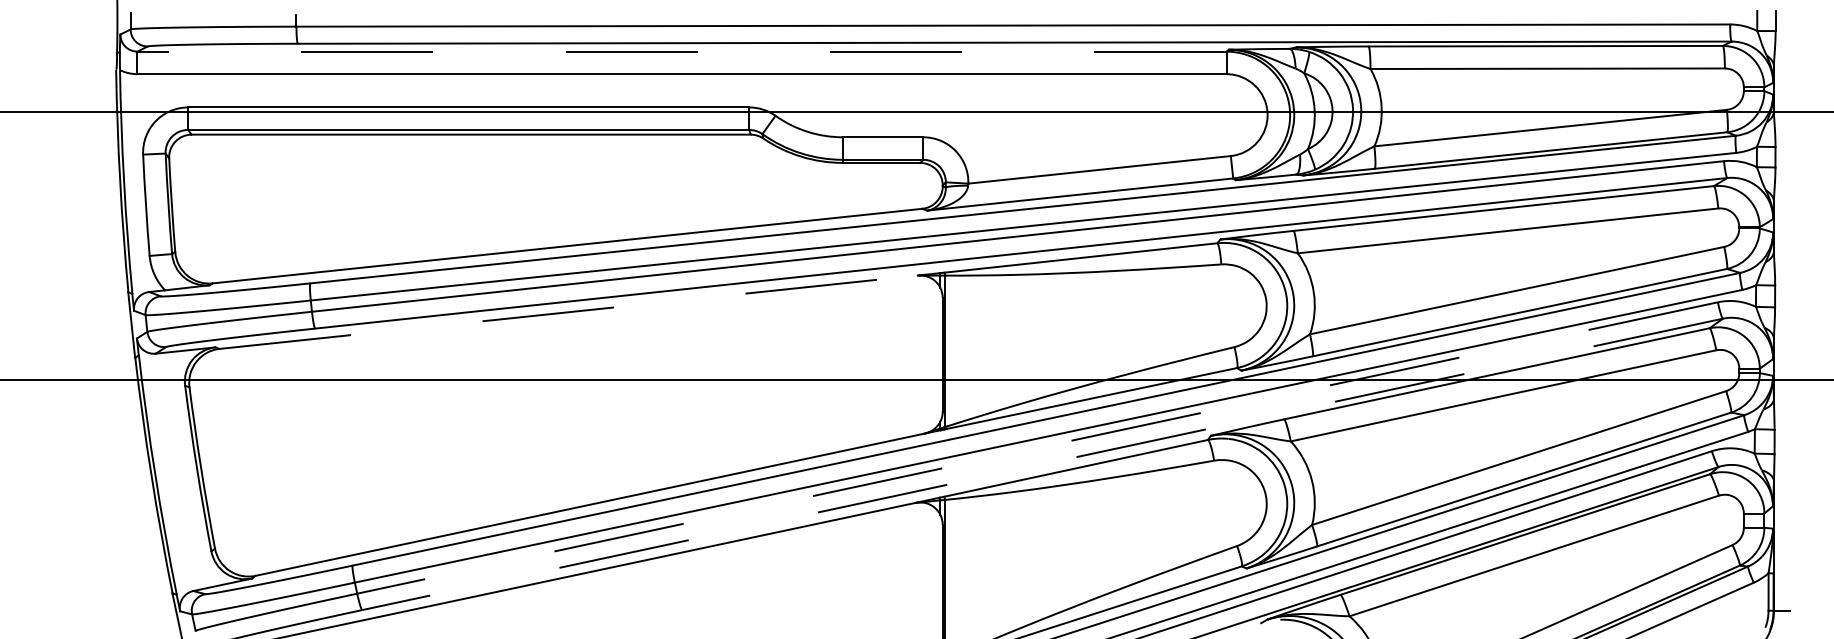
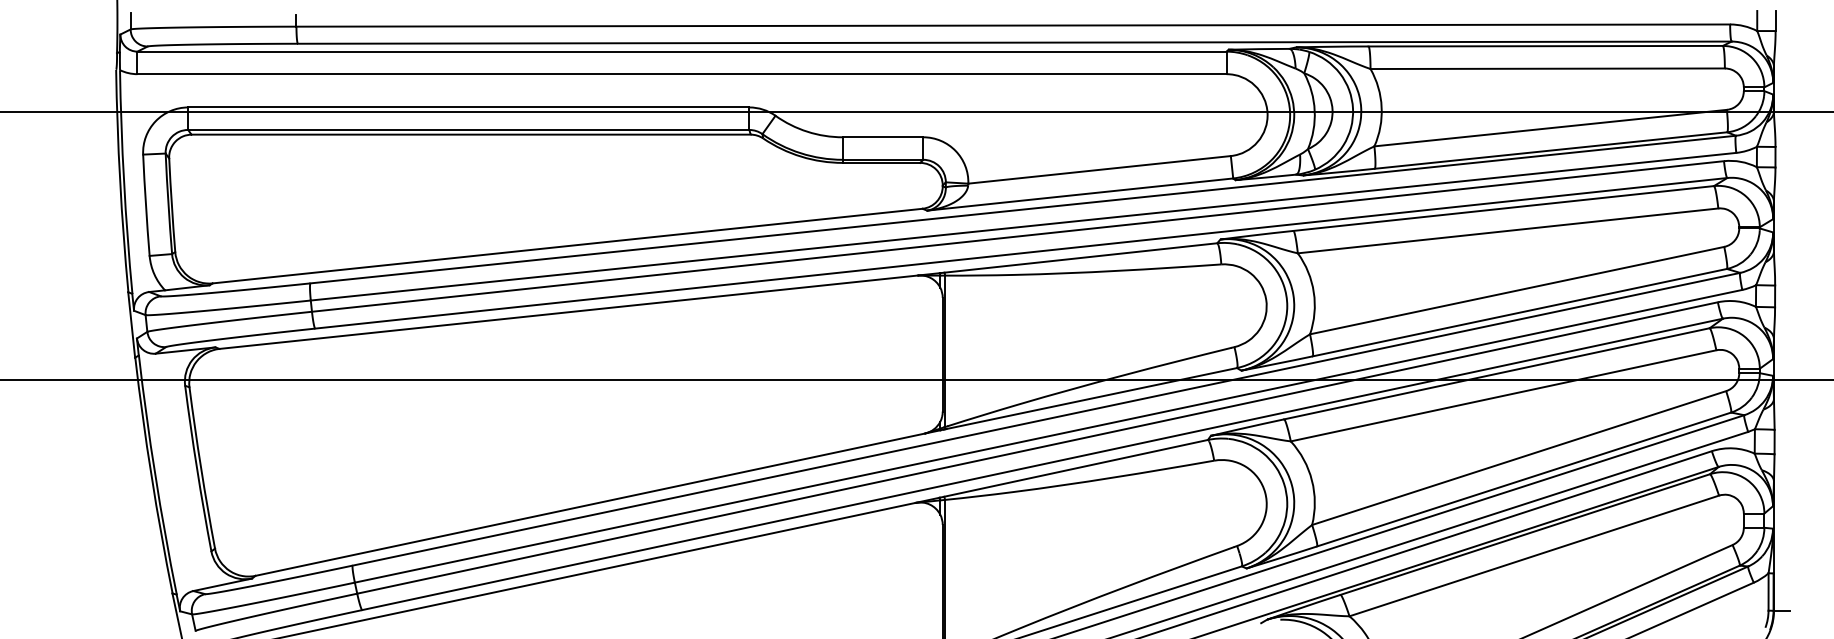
line: dashed -> solid (682, 51)
line: dashed -> solid (569, 312)
line: dashed -> solid (1037, 448)
line: dashed -> solid (1042, 464)
